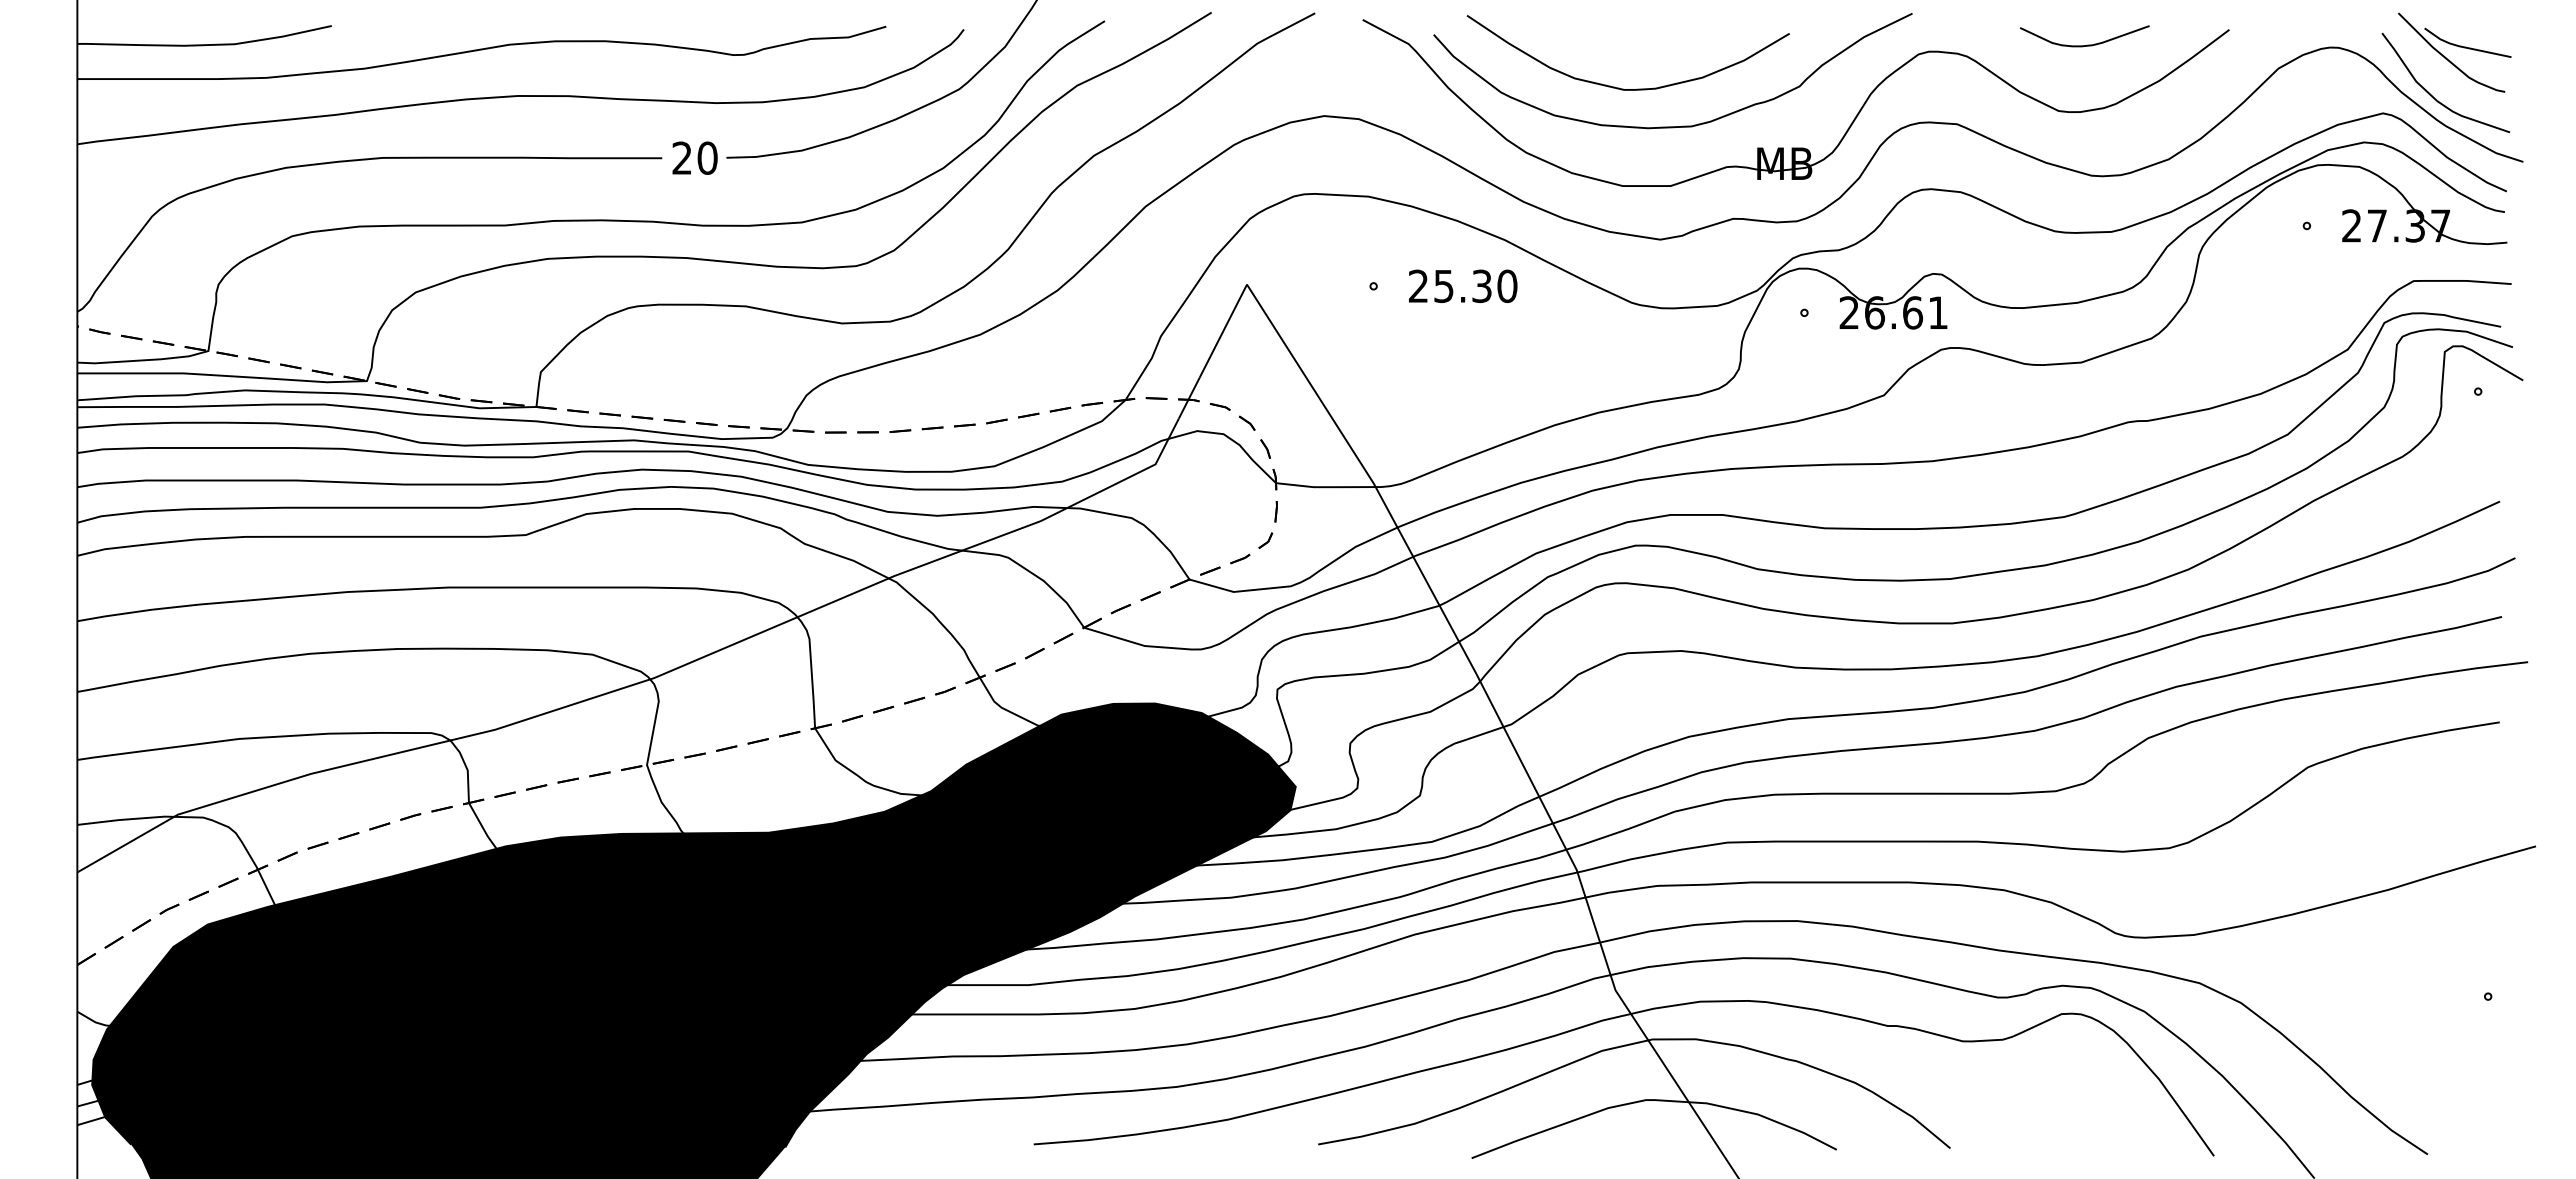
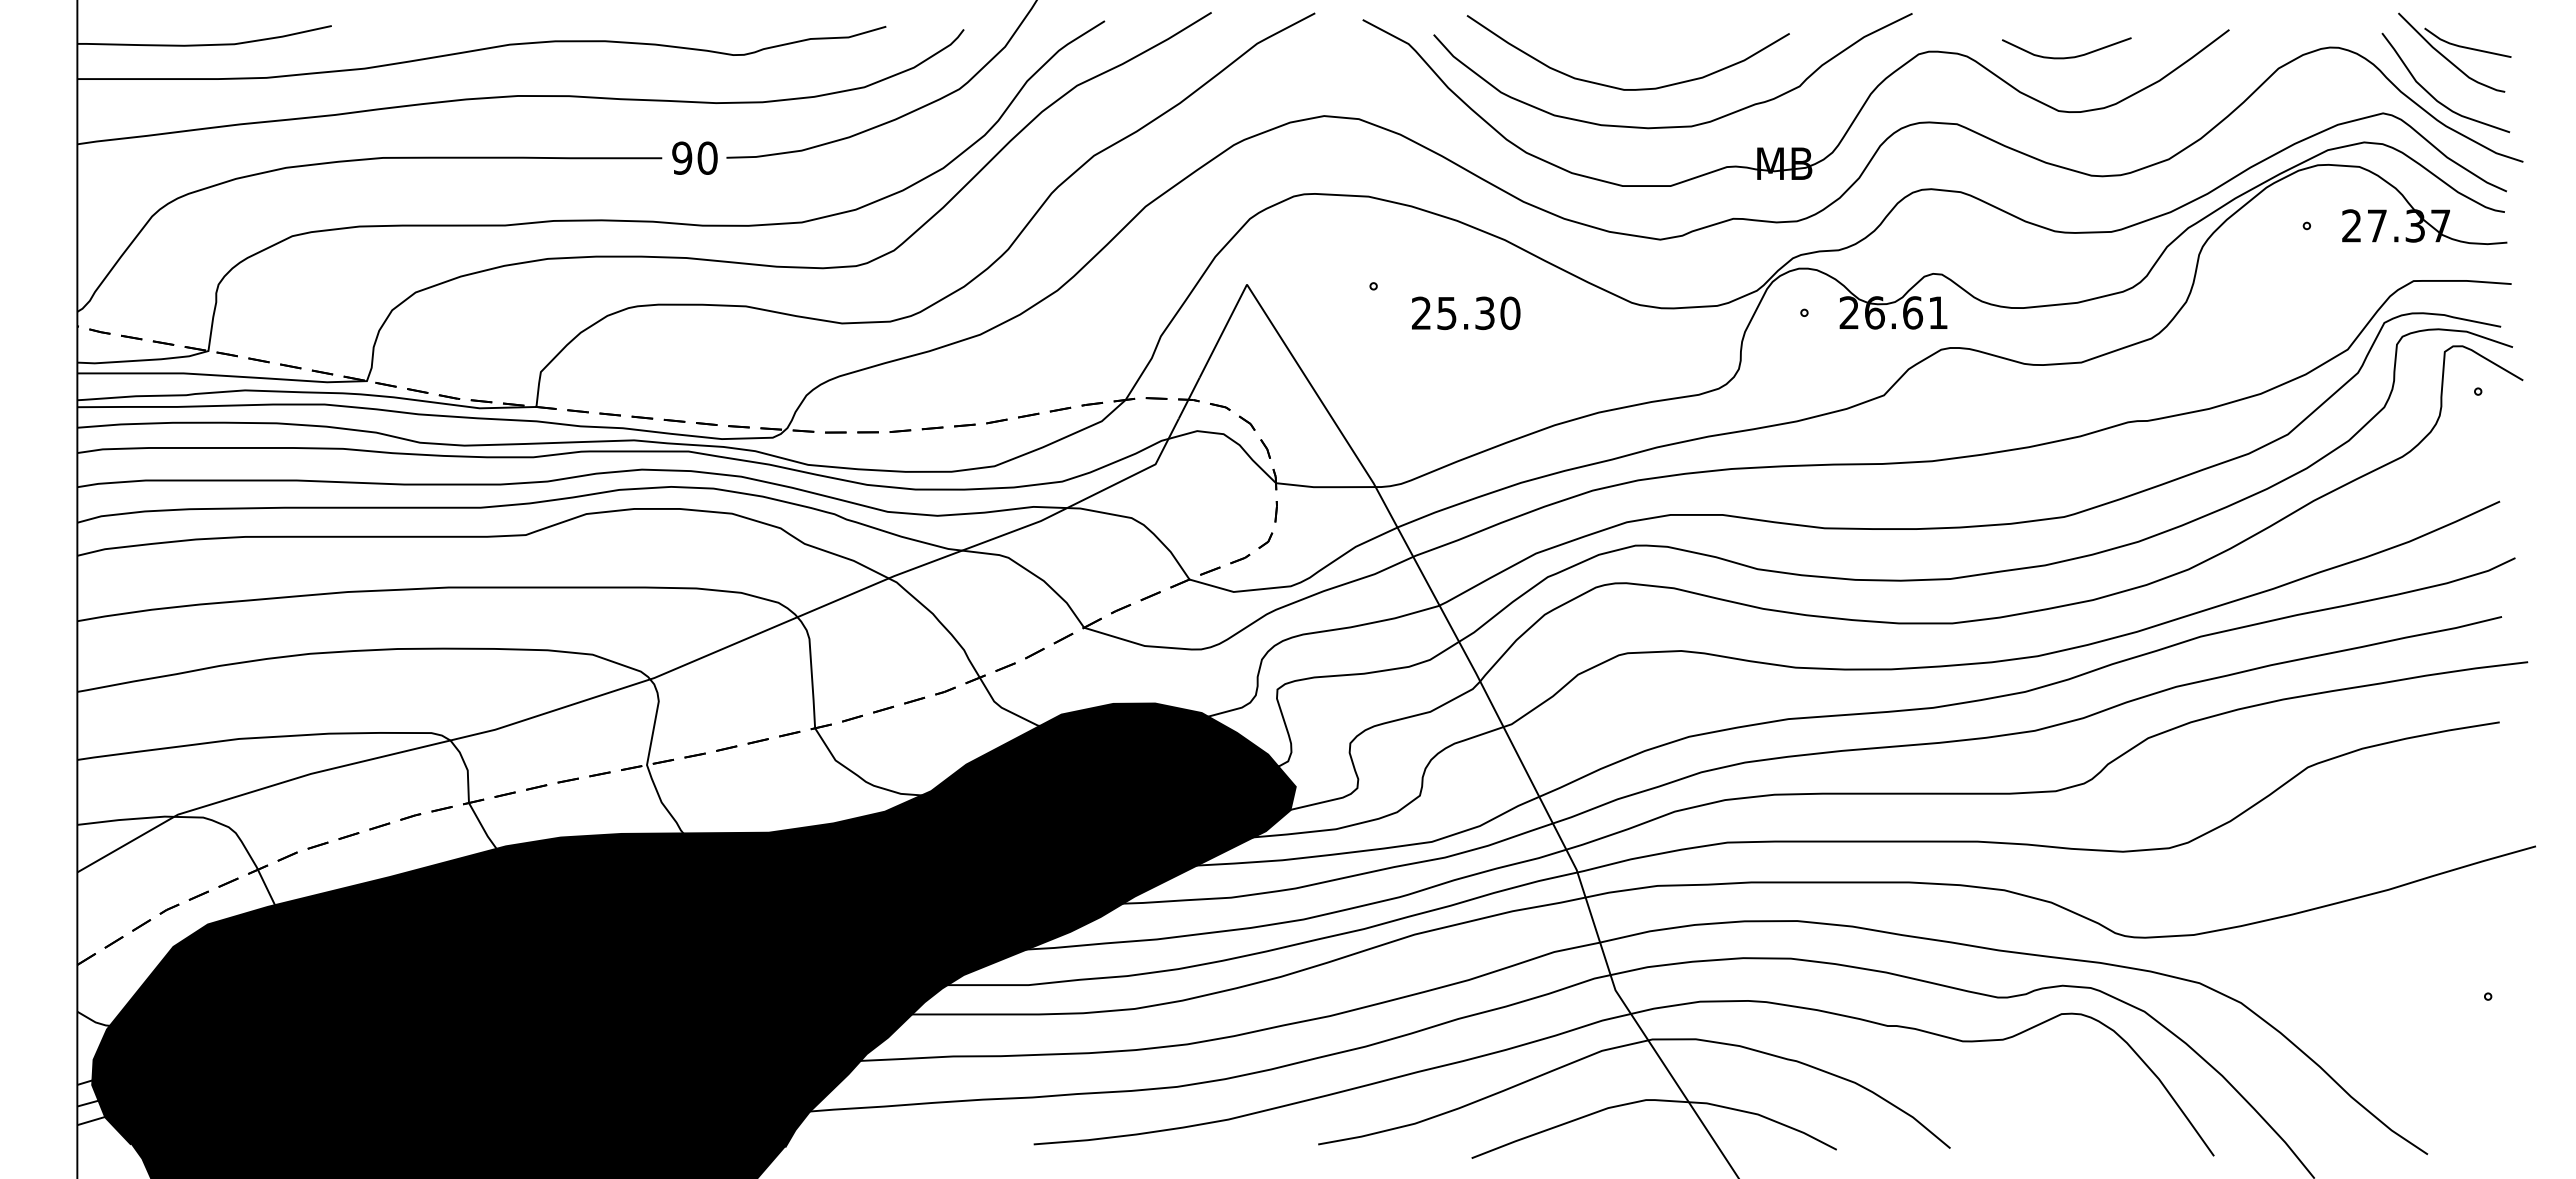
curve position: (2087, 44) -> (2069, 56) (2069, 56)
text: 20 -> 90 (682, 157)
text position: (1463, 286) -> (1466, 313) (1466, 313)
